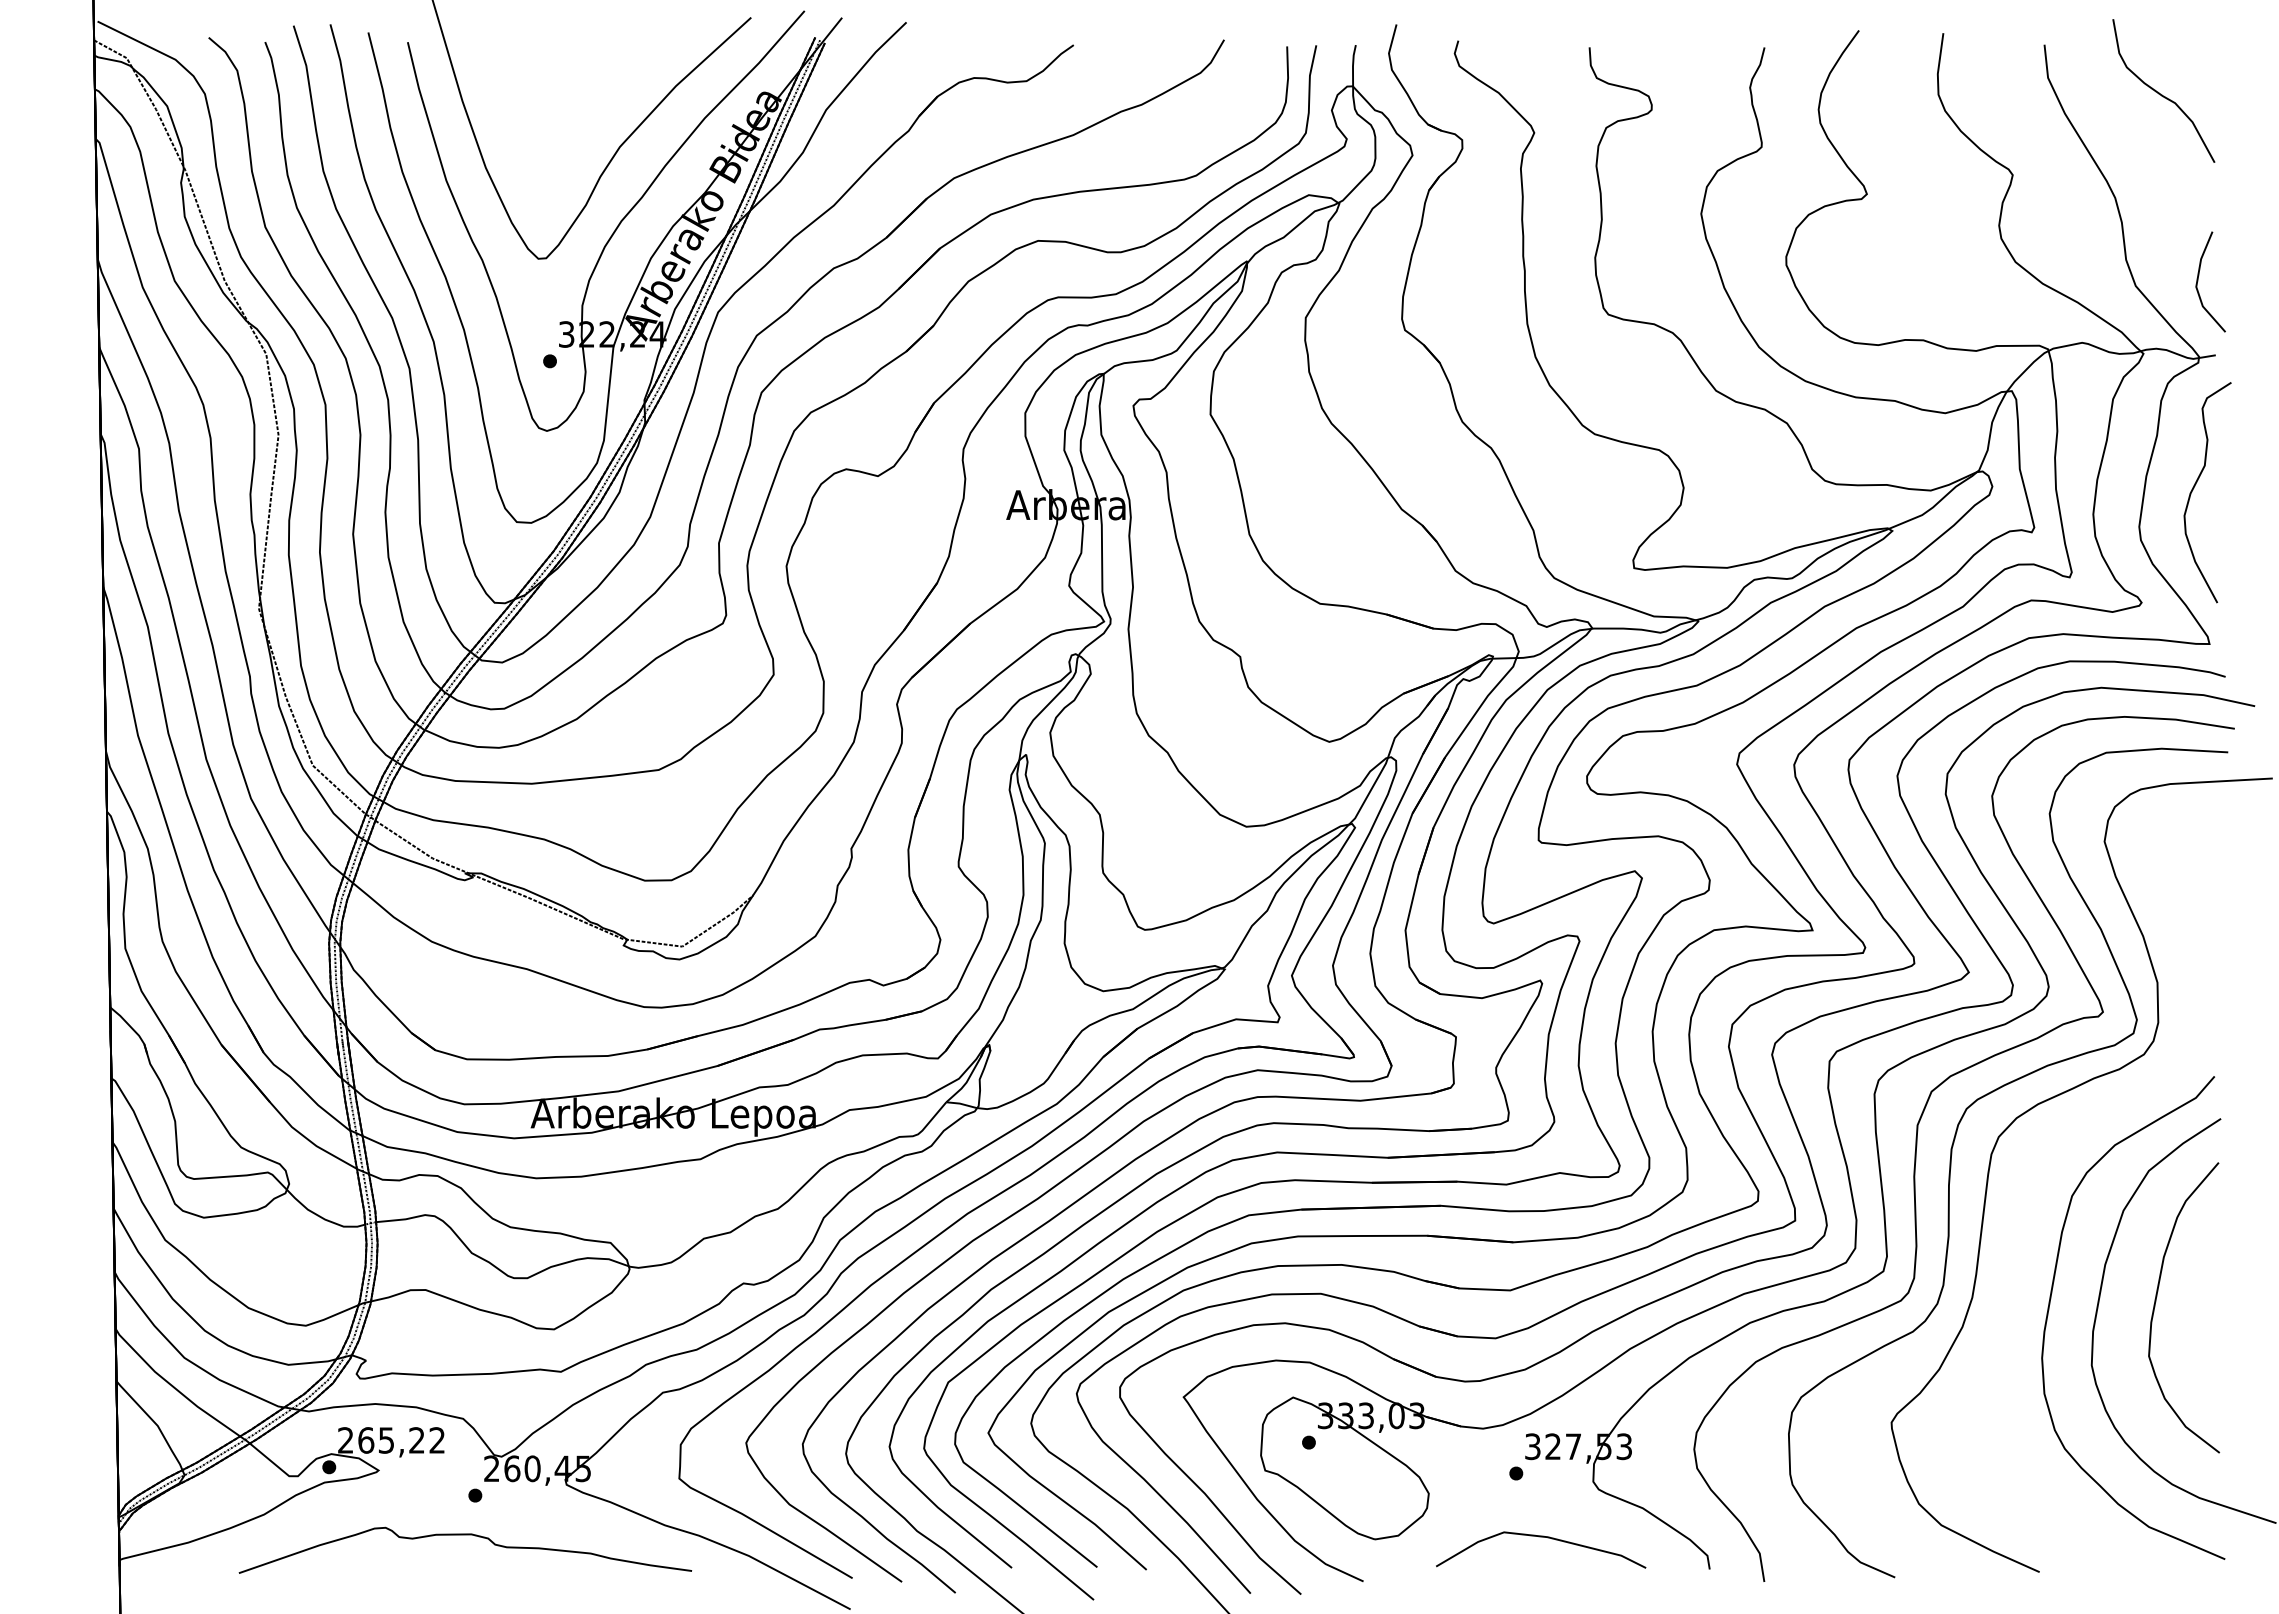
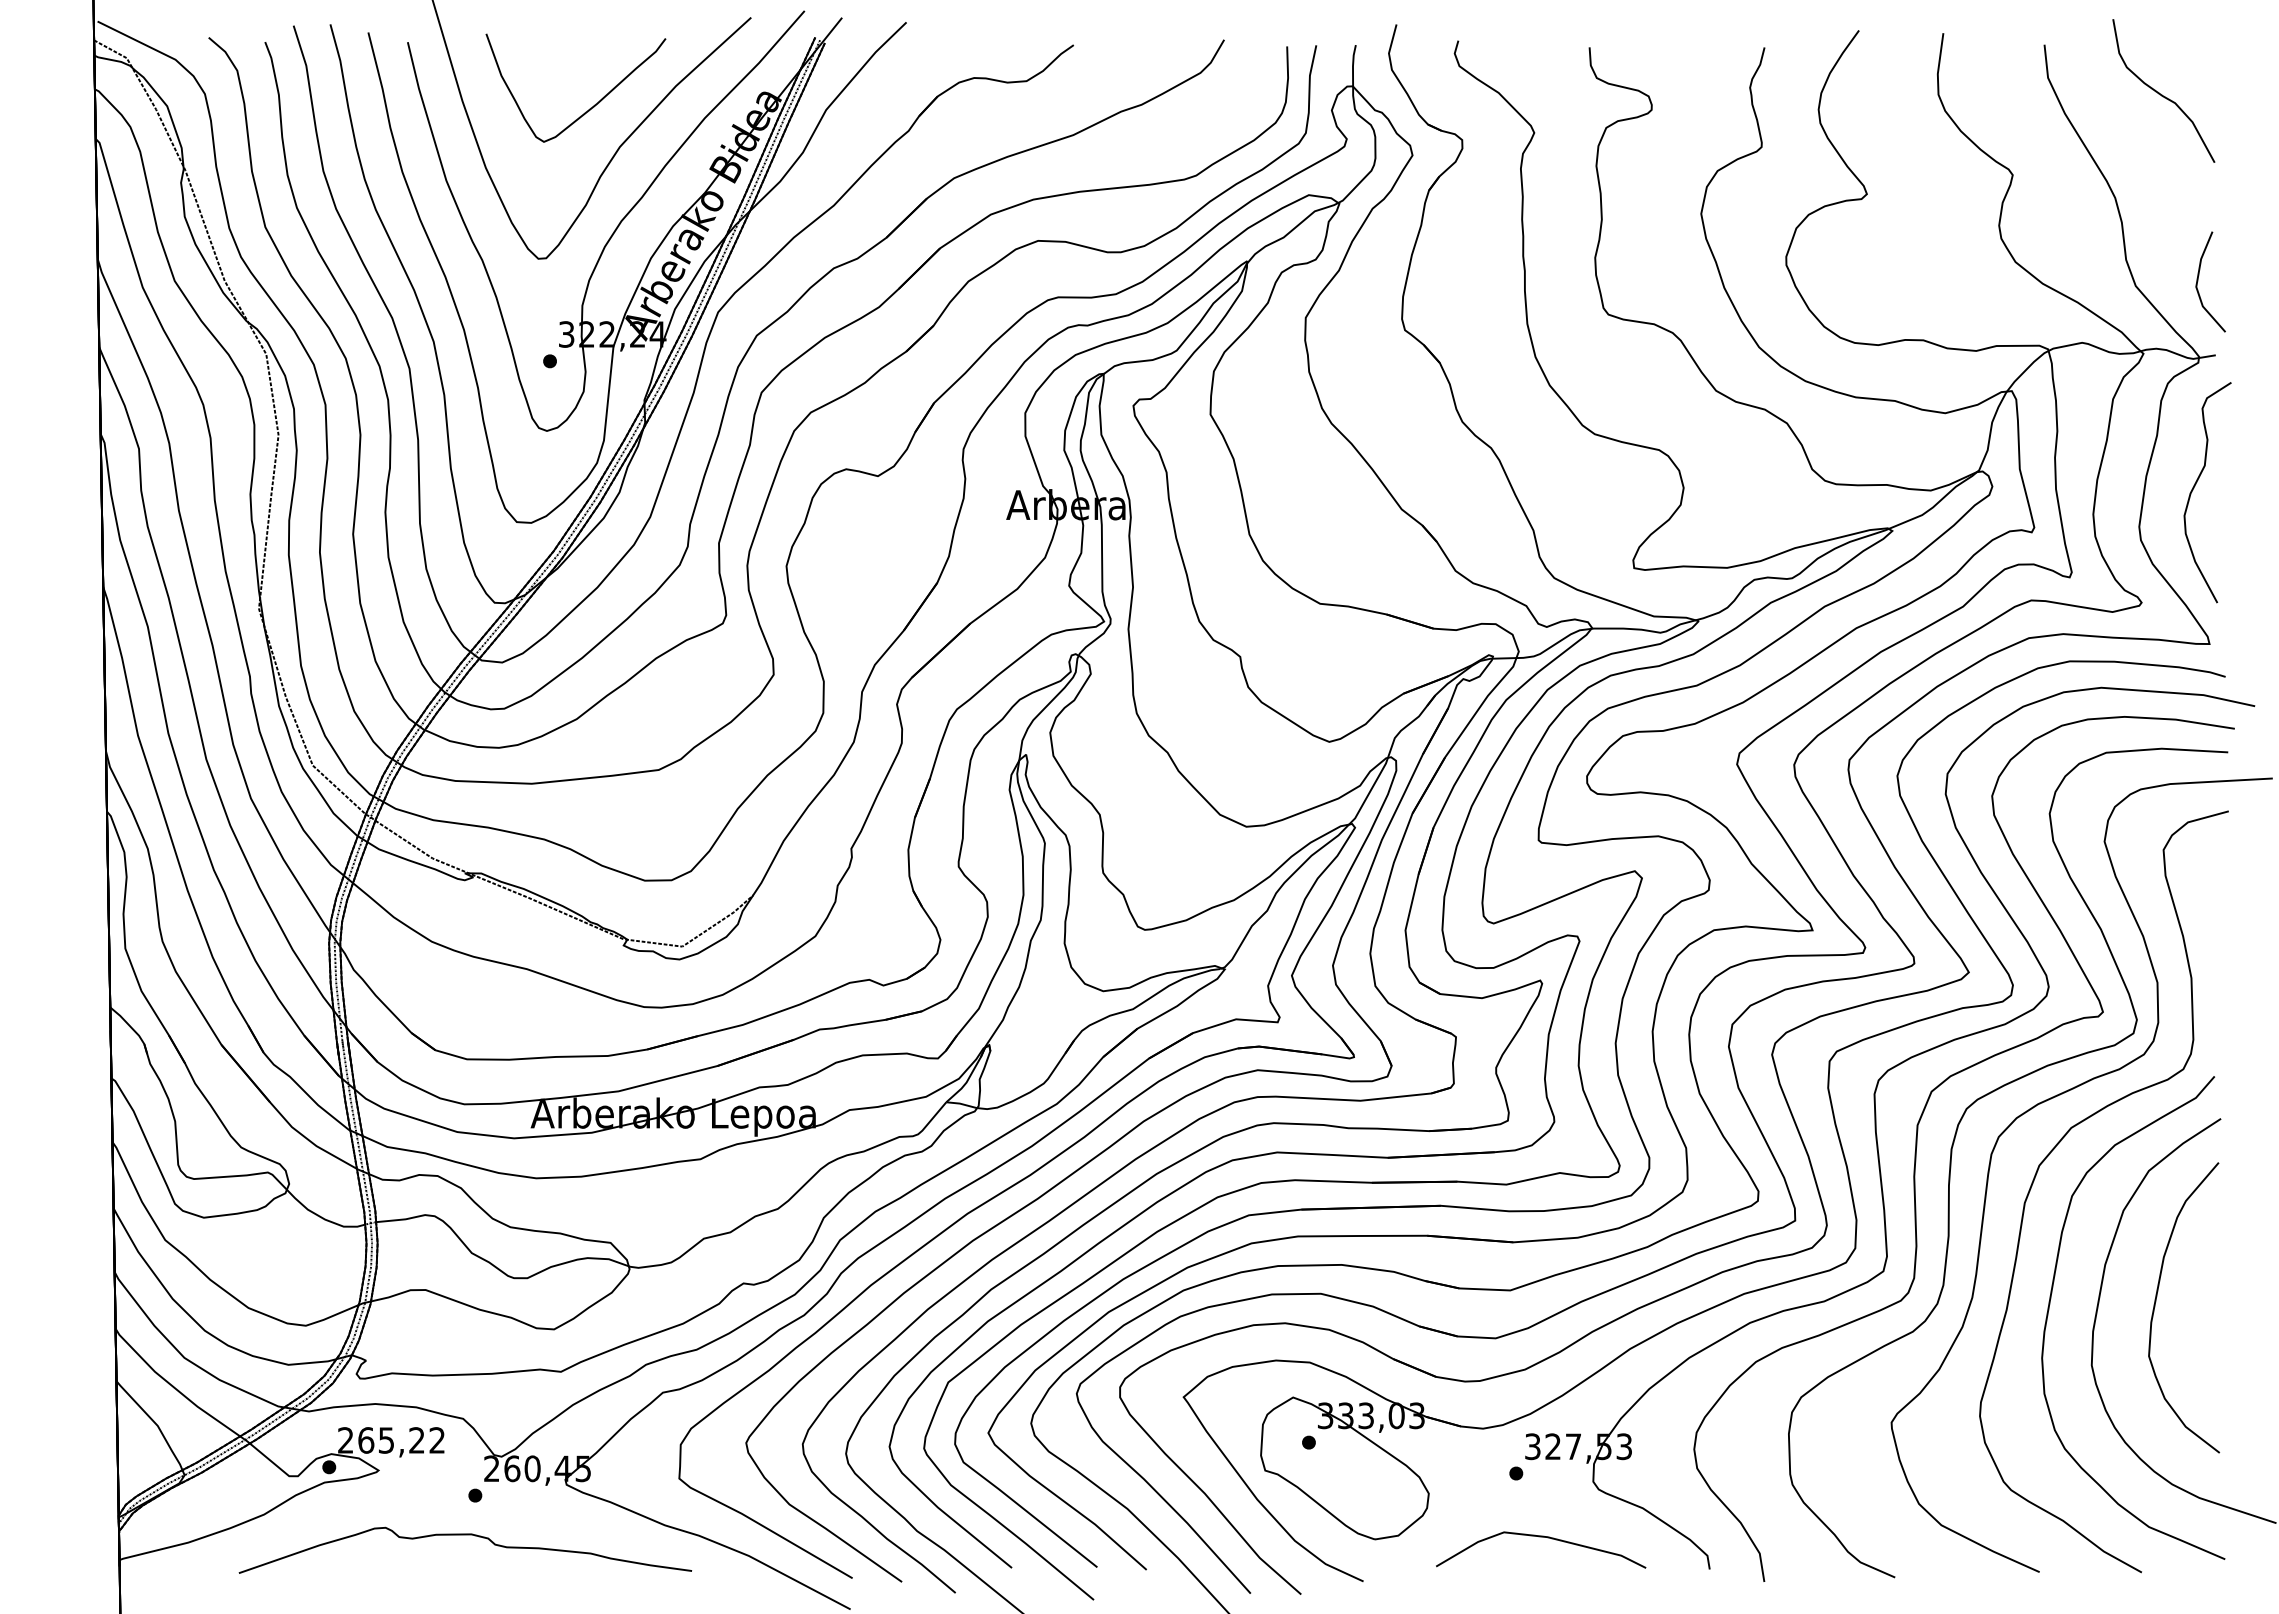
curve: none -> present (589, 108)
part: none -> present (2055, 1148)
